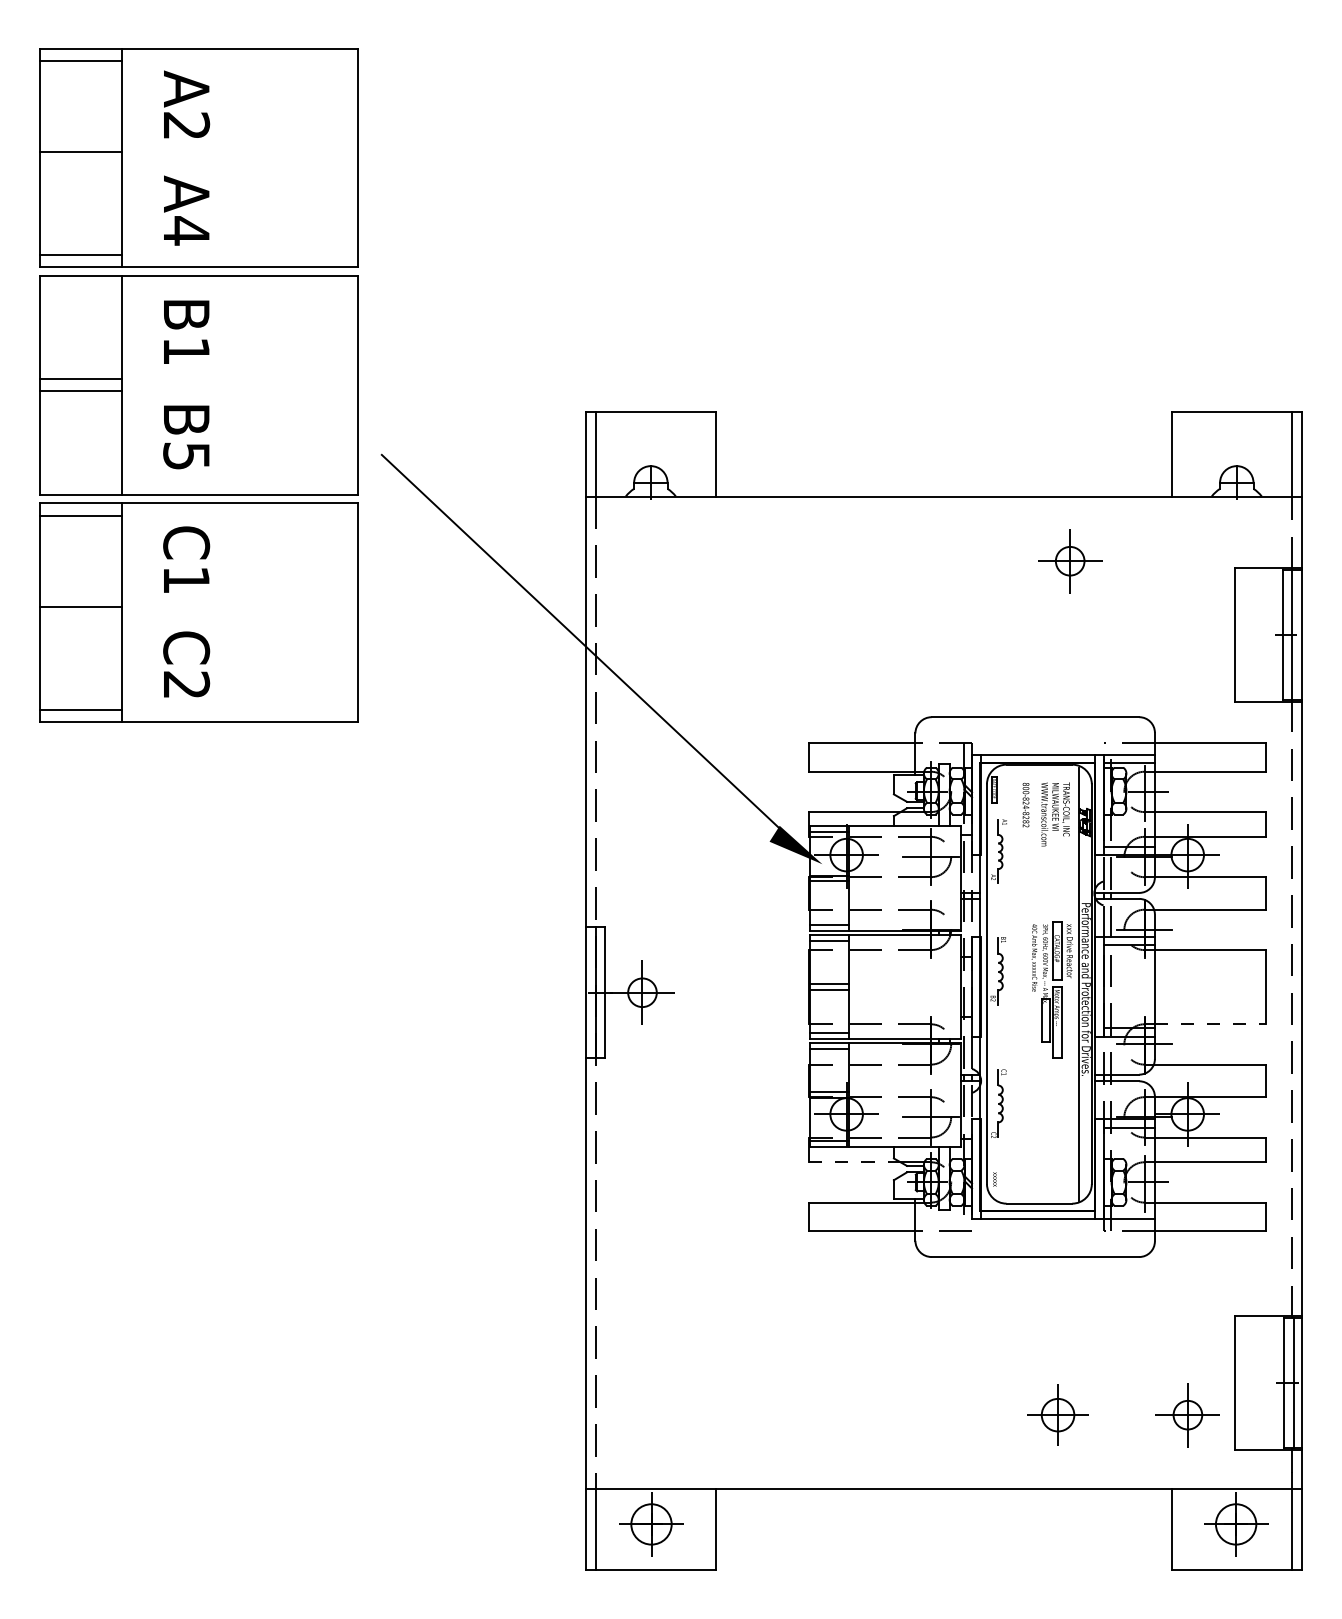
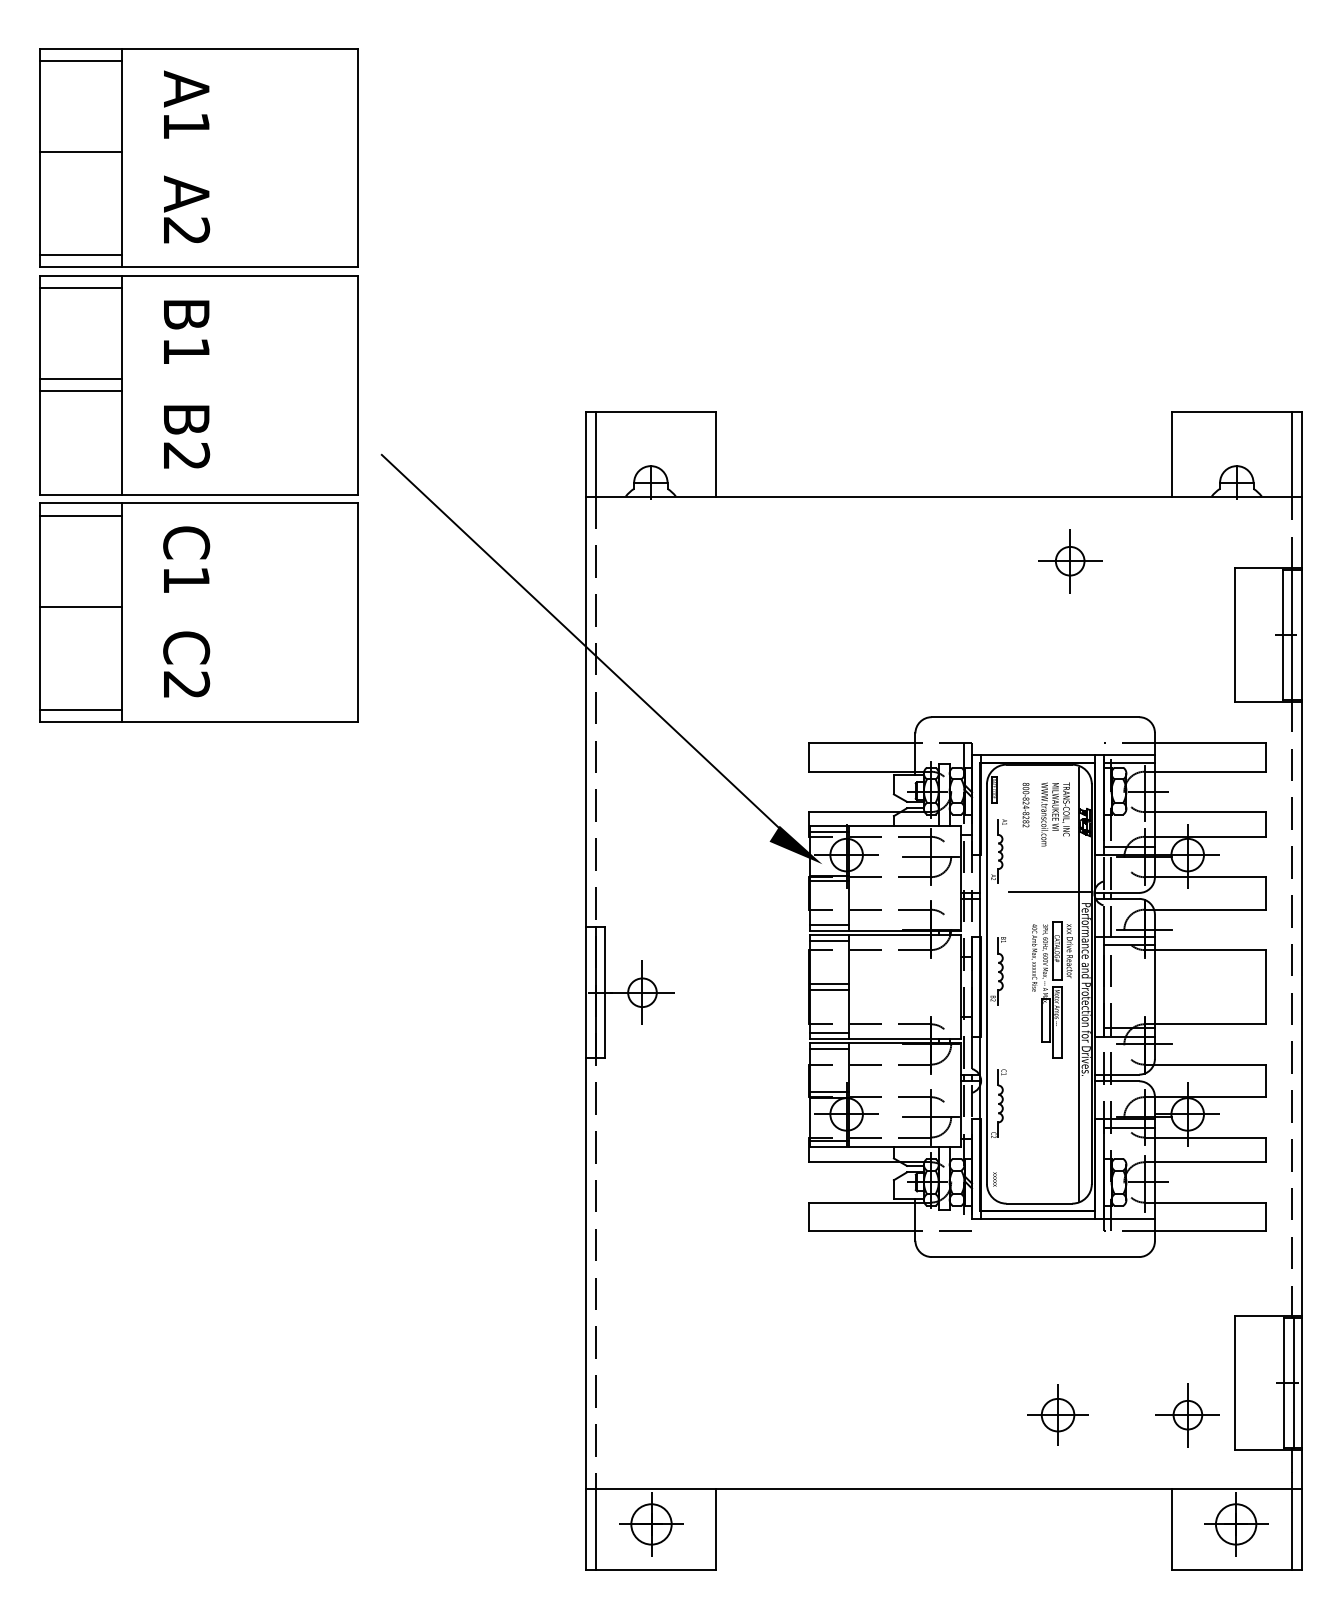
text: A2 -> A1 (187, 125)
text: A4 -> A2 (187, 230)
line: none -> present (81, 288)
text: B5 -> B2 (186, 455)
line: none -> present (1050, 891)
line: dashed -> solid (1210, 1024)
line: dashed -> solid (854, 1162)
